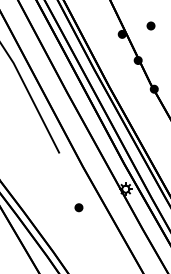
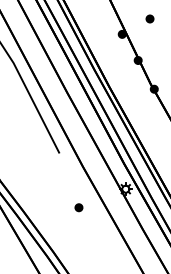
part position: (150, 25) -> (149, 18) (149, 18)
